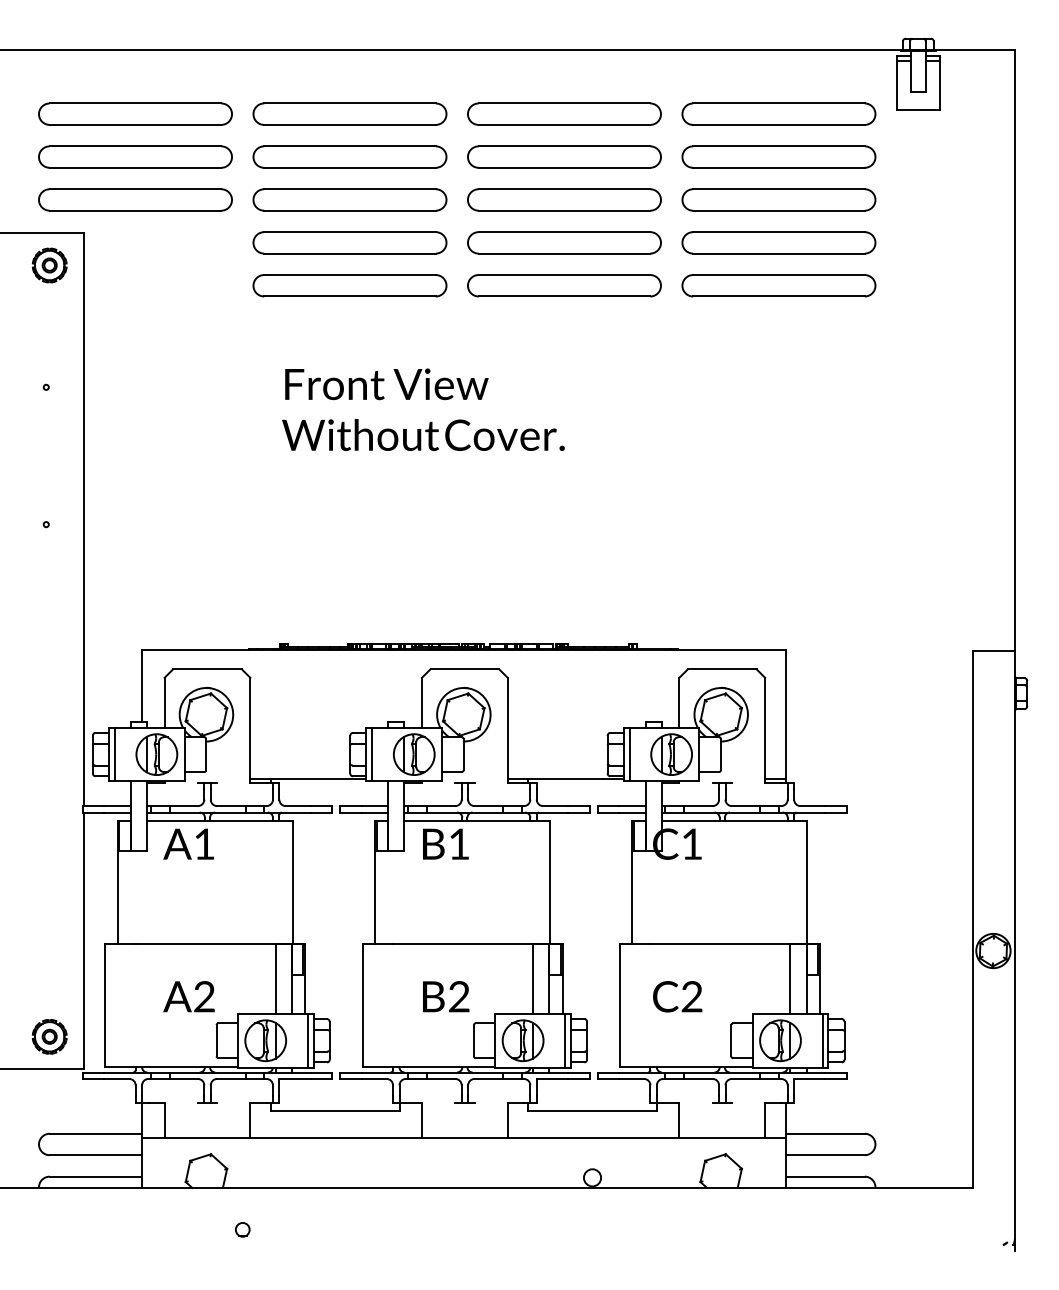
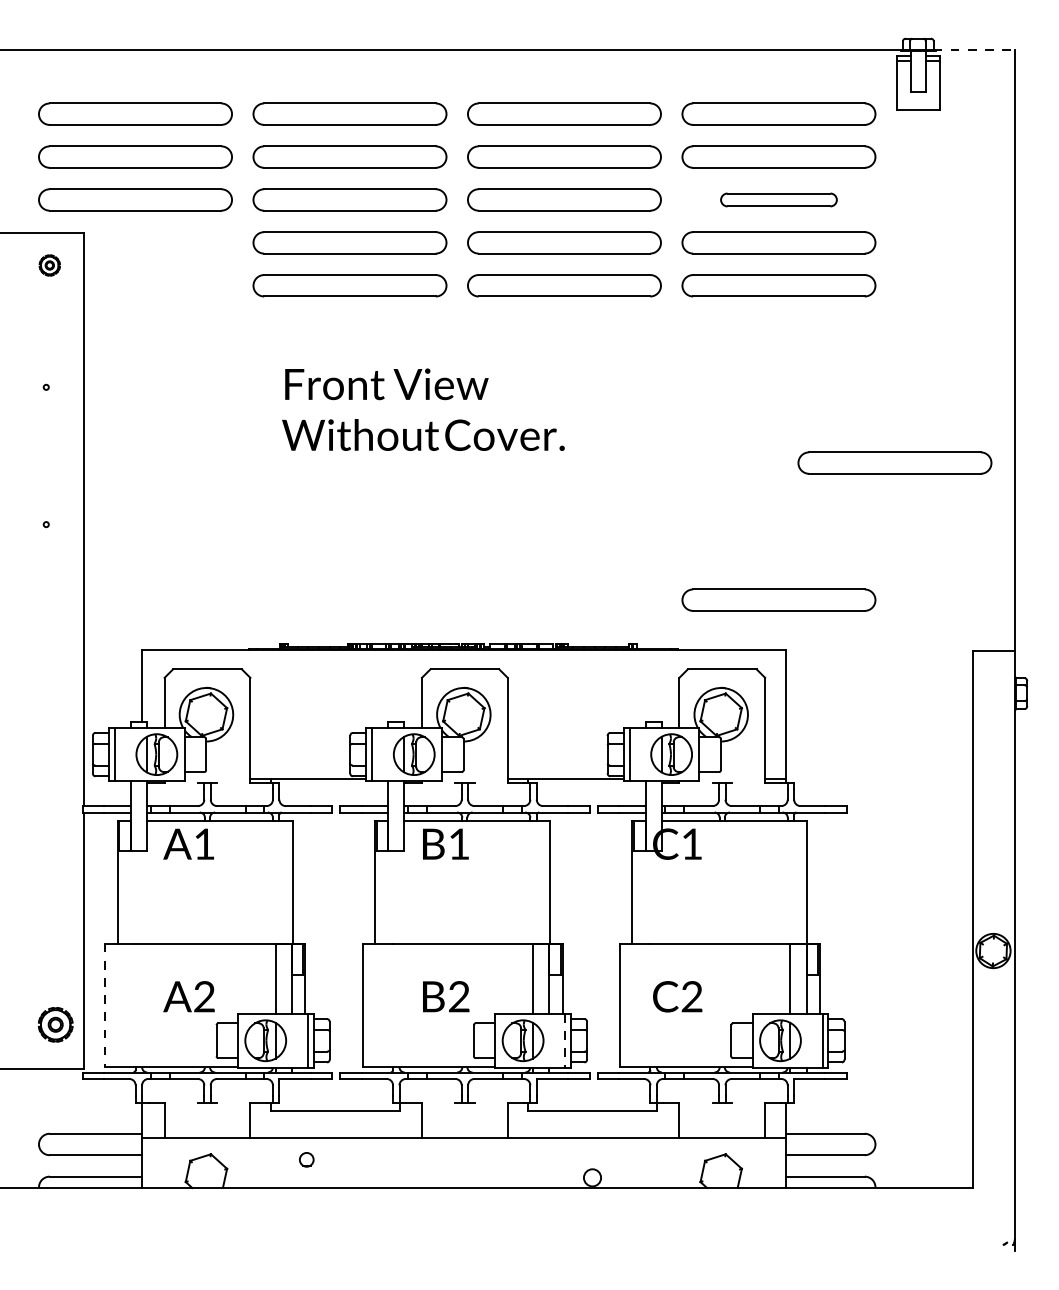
line: solid -> dashed (974, 50)
part size: 196x24 px -> 118x16 px (778, 199)
part size: 36x37 px -> 23x23 px (49, 265)
part: none -> present (894, 462)
part: none -> present (778, 599)
line: solid -> dashed (105, 1005)
part position: (49, 1036) -> (55, 1024) (55, 1024)
line: solid -> dashed (565, 1040)
circle position: (242, 1229) -> (306, 1159) (306, 1159)
